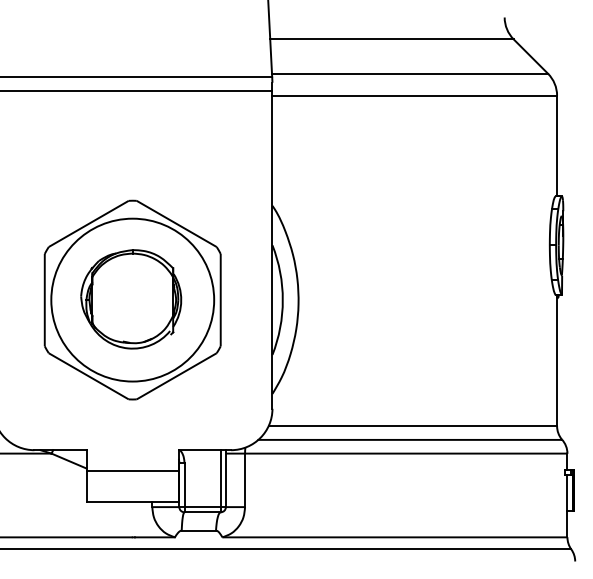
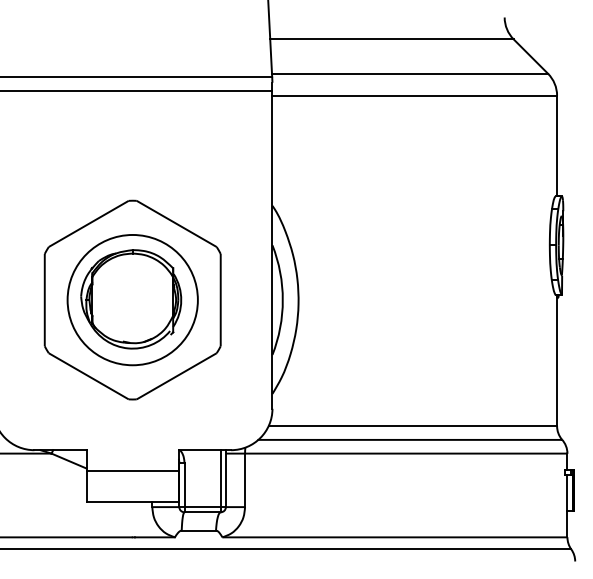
circle diameter: 163 px -> 130 px (132, 299)
